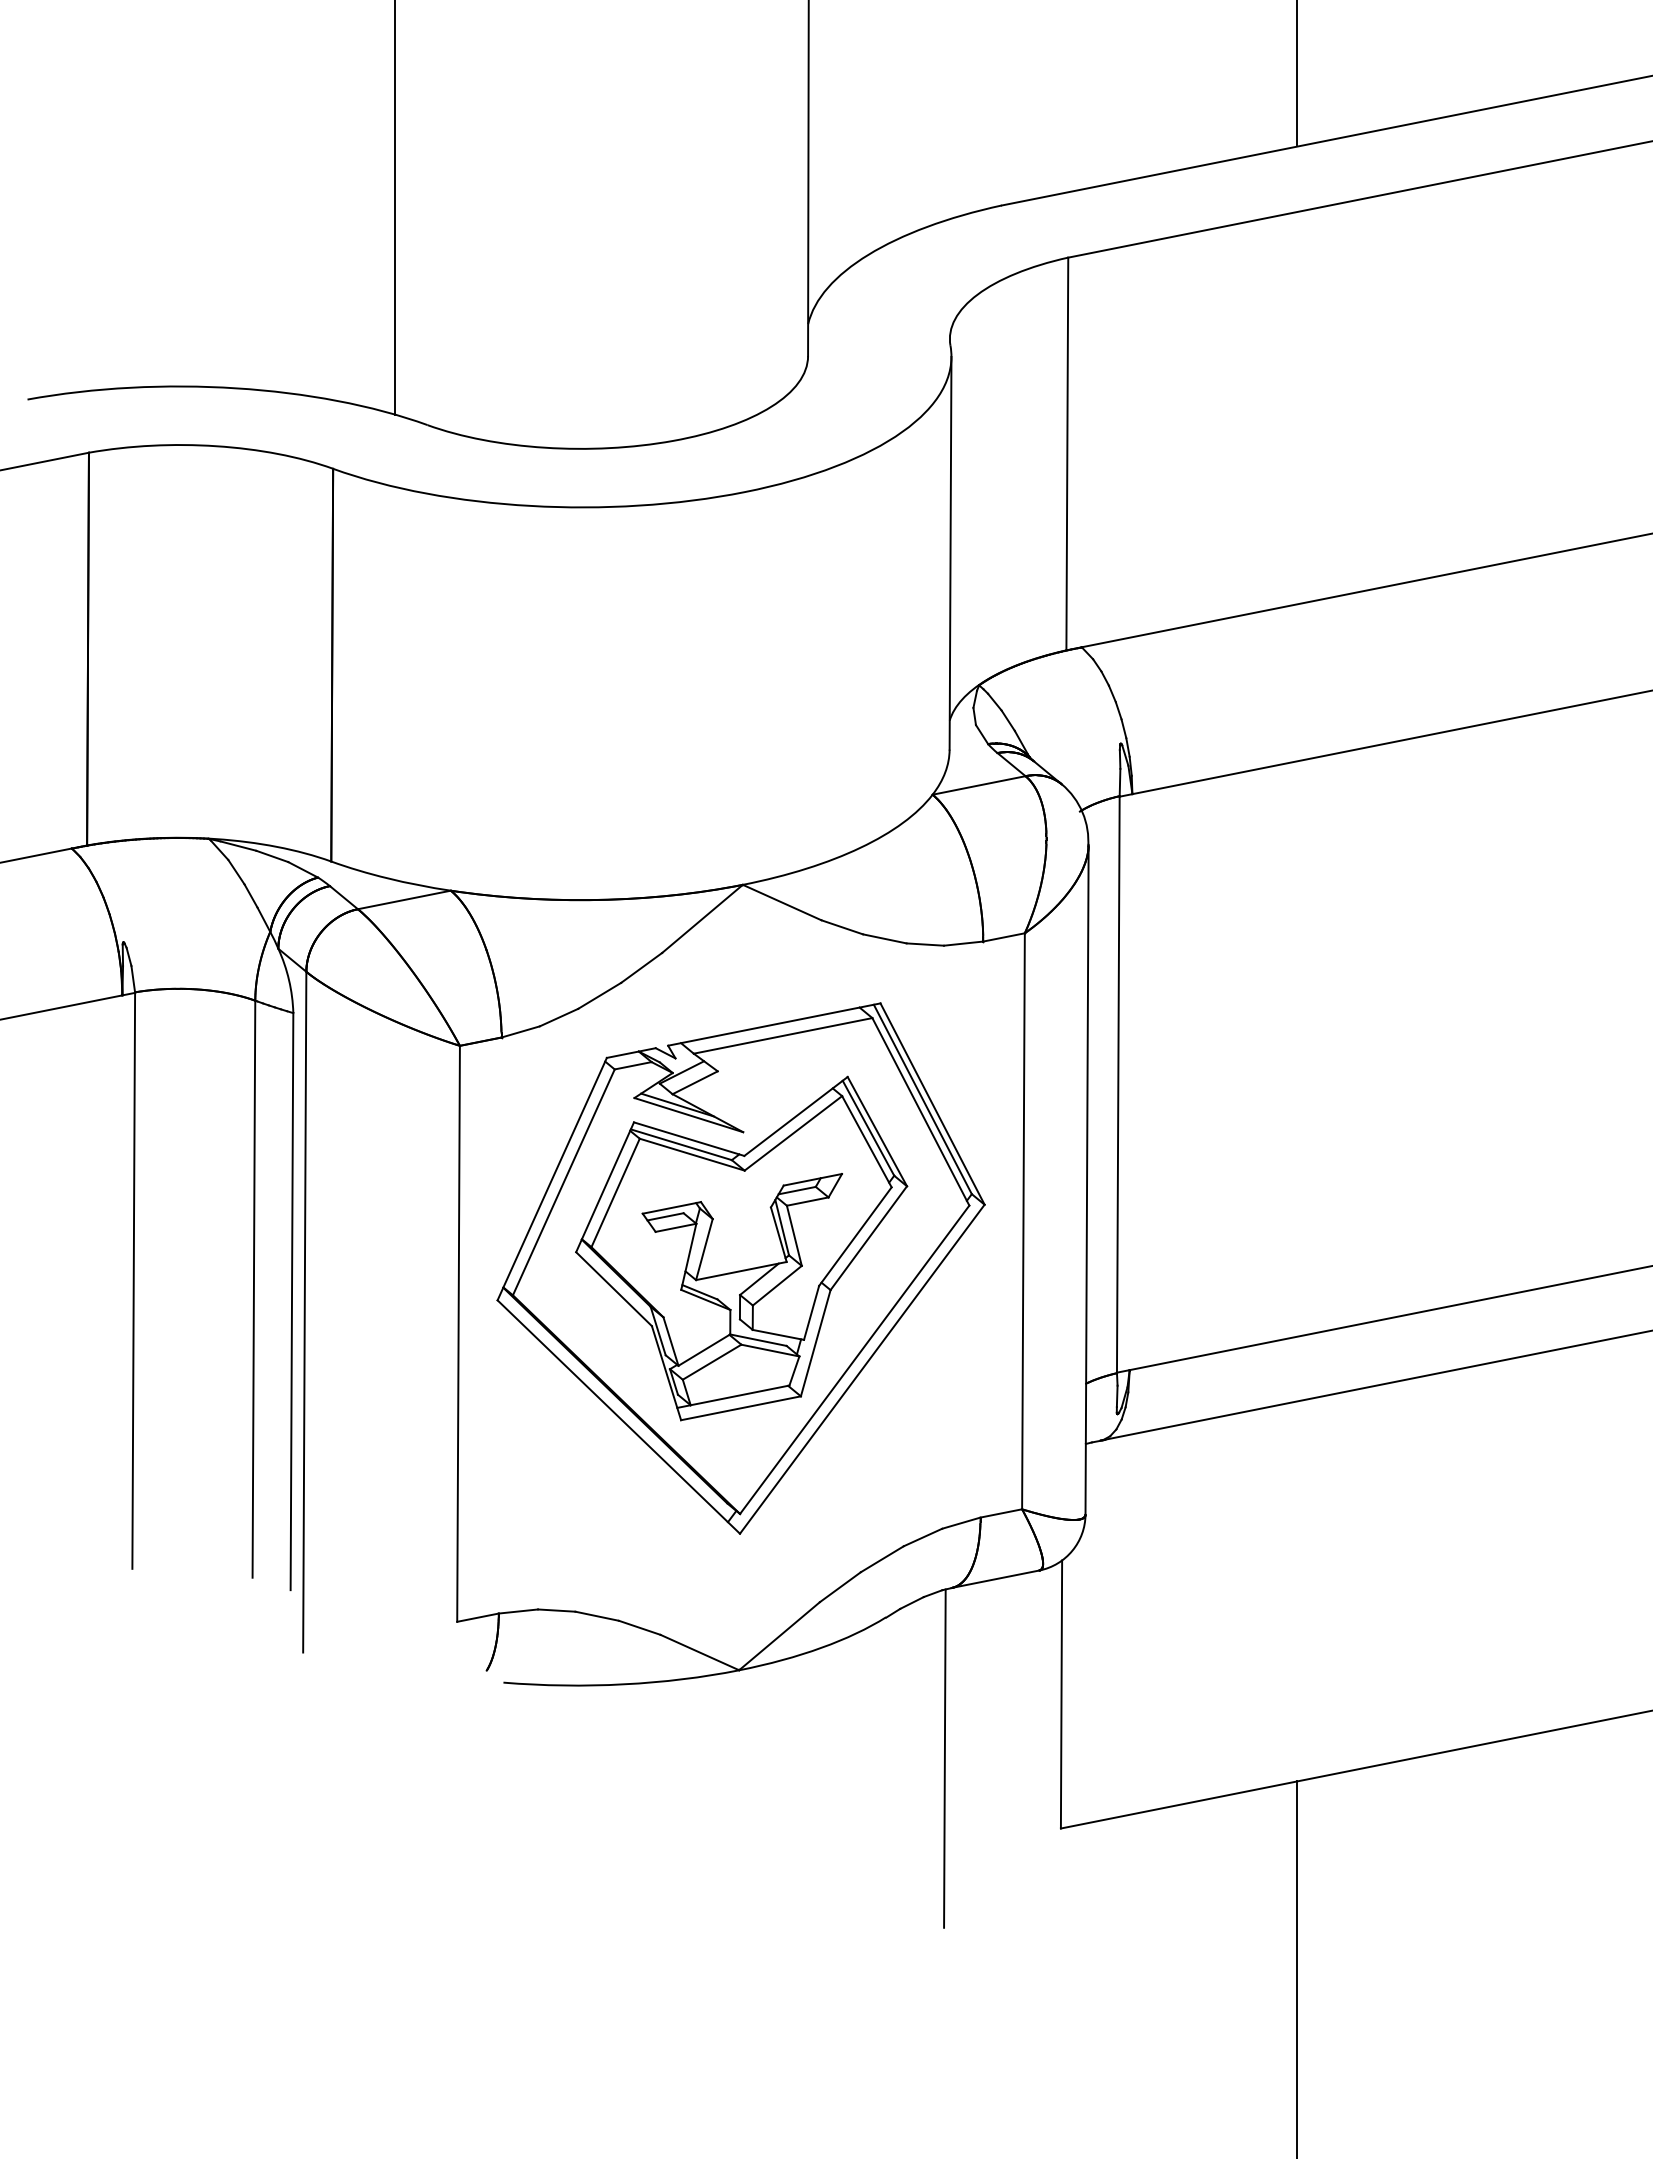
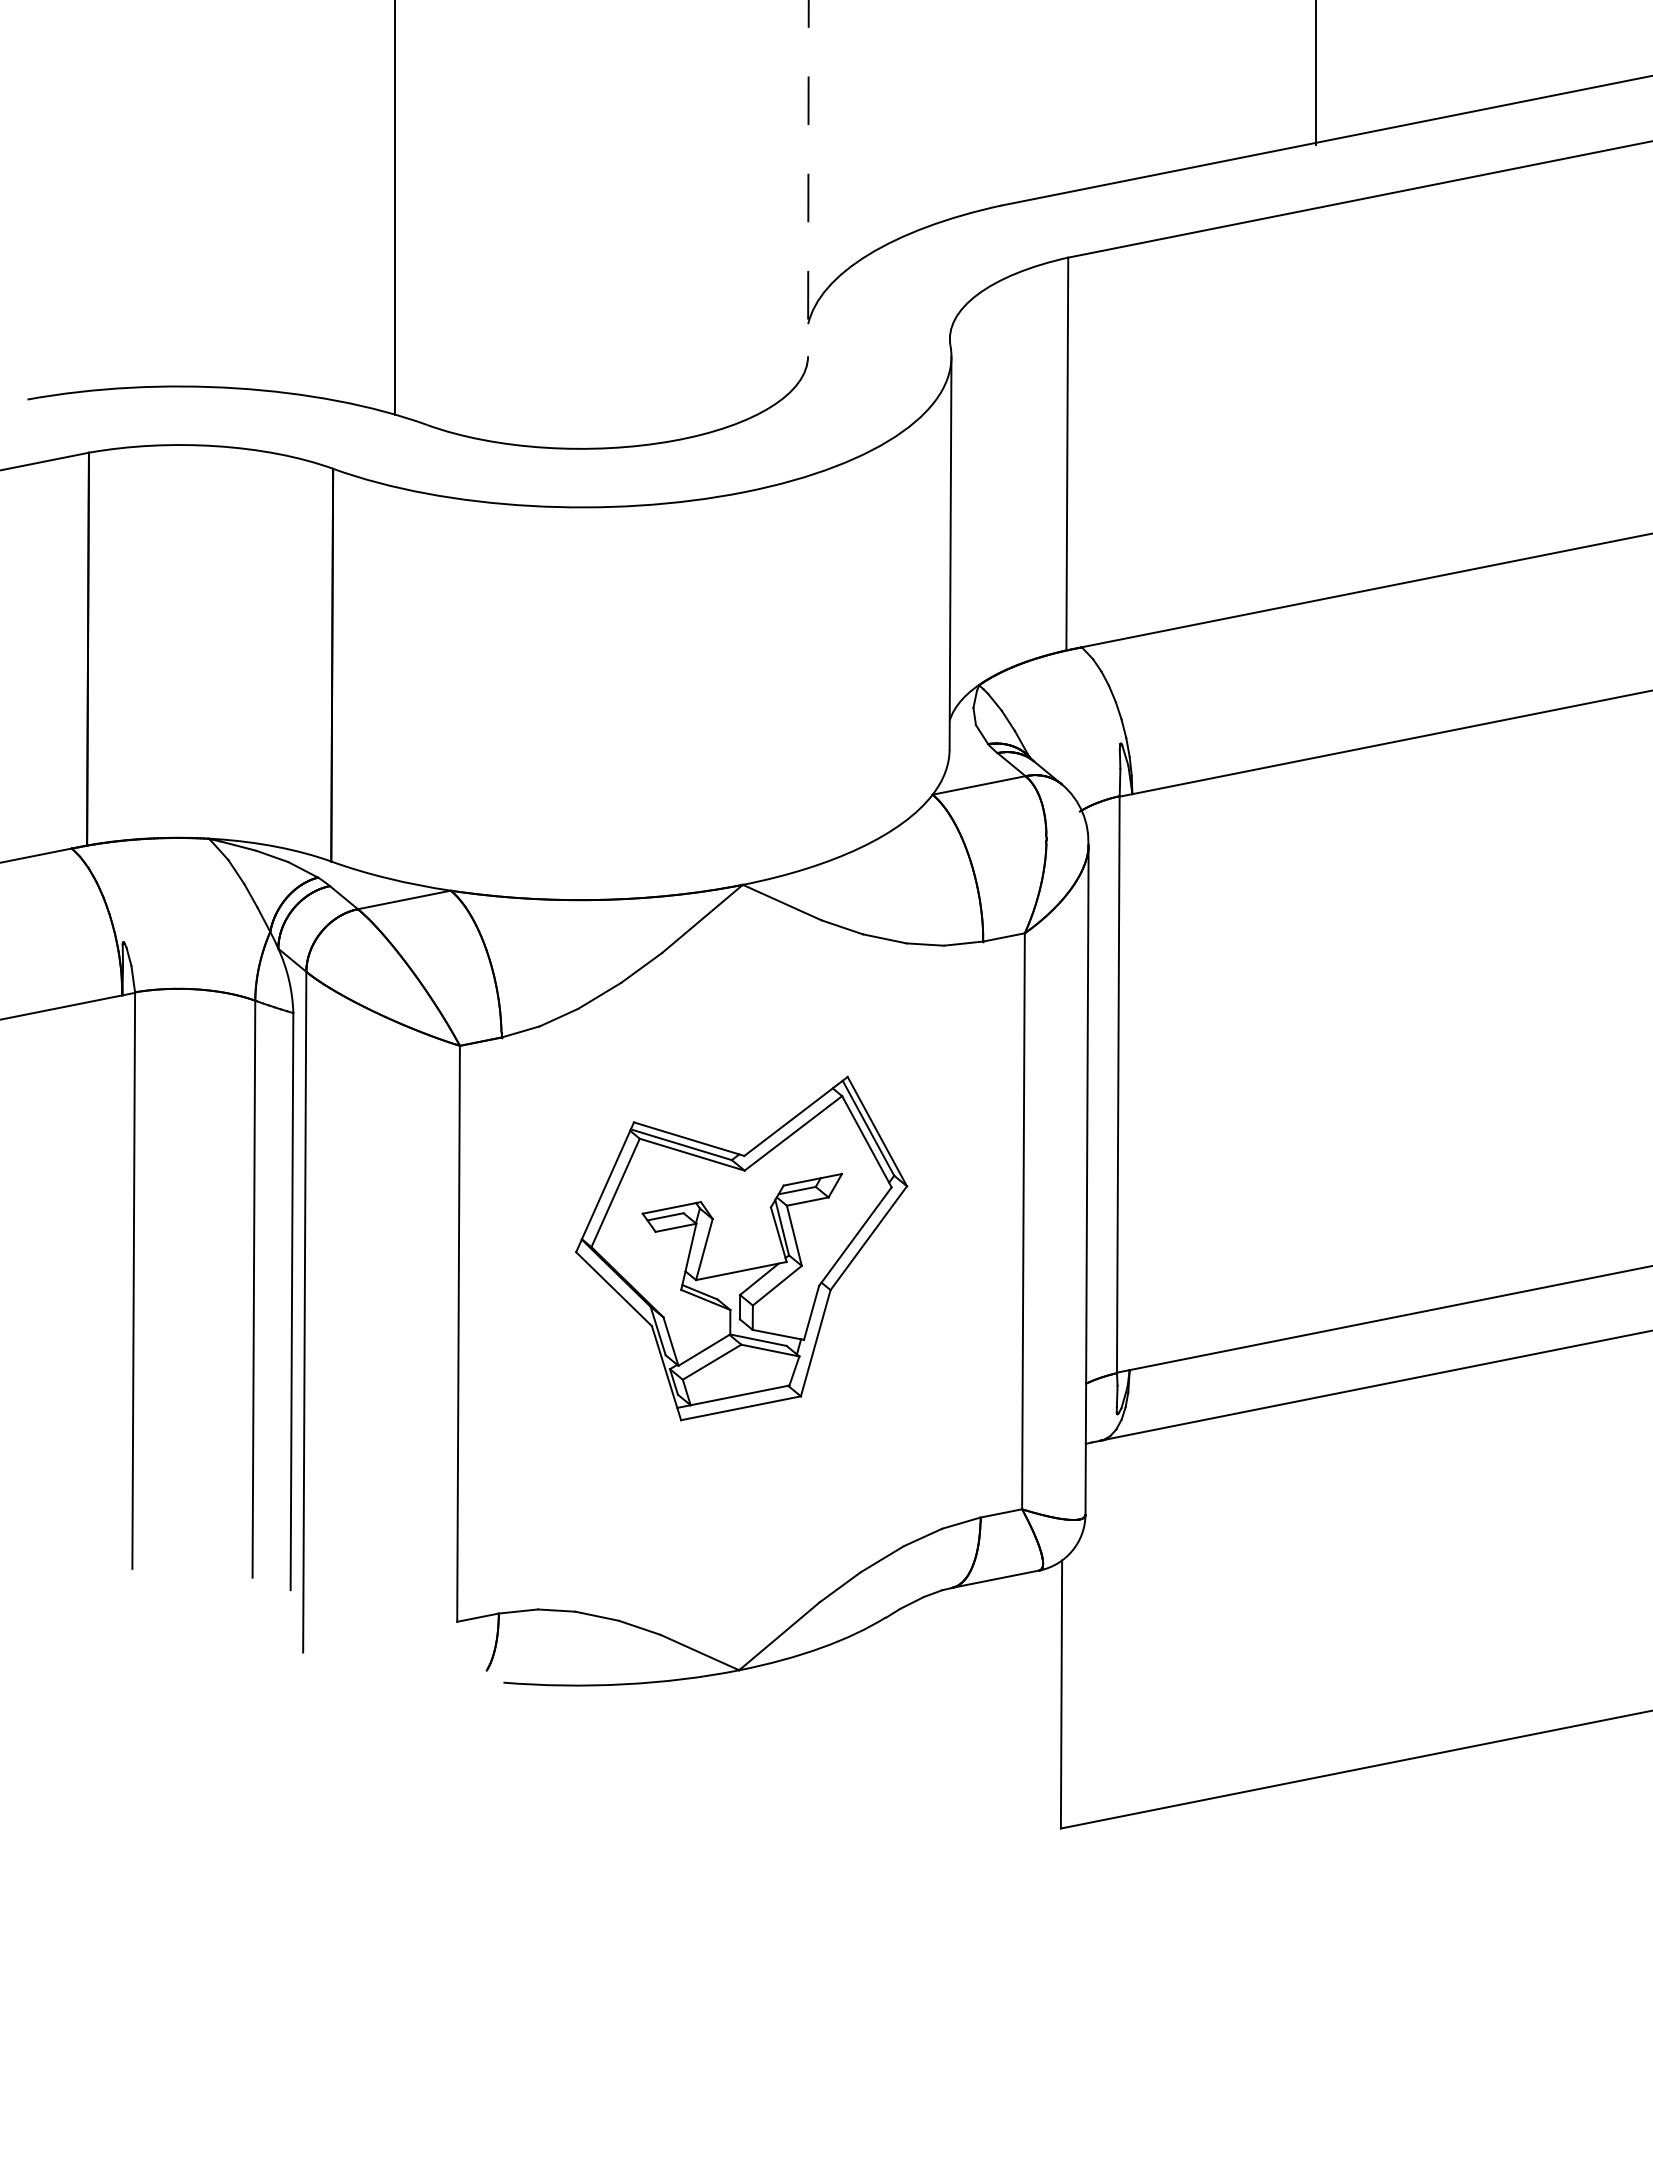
line position: (1297, 73) -> (1316, 73) (1316, 73)
line: solid -> dashed (808, 178)
part: present -> none (740, 1268)
line: present -> none (944, 1758)
line: present -> none (1297, 1968)
